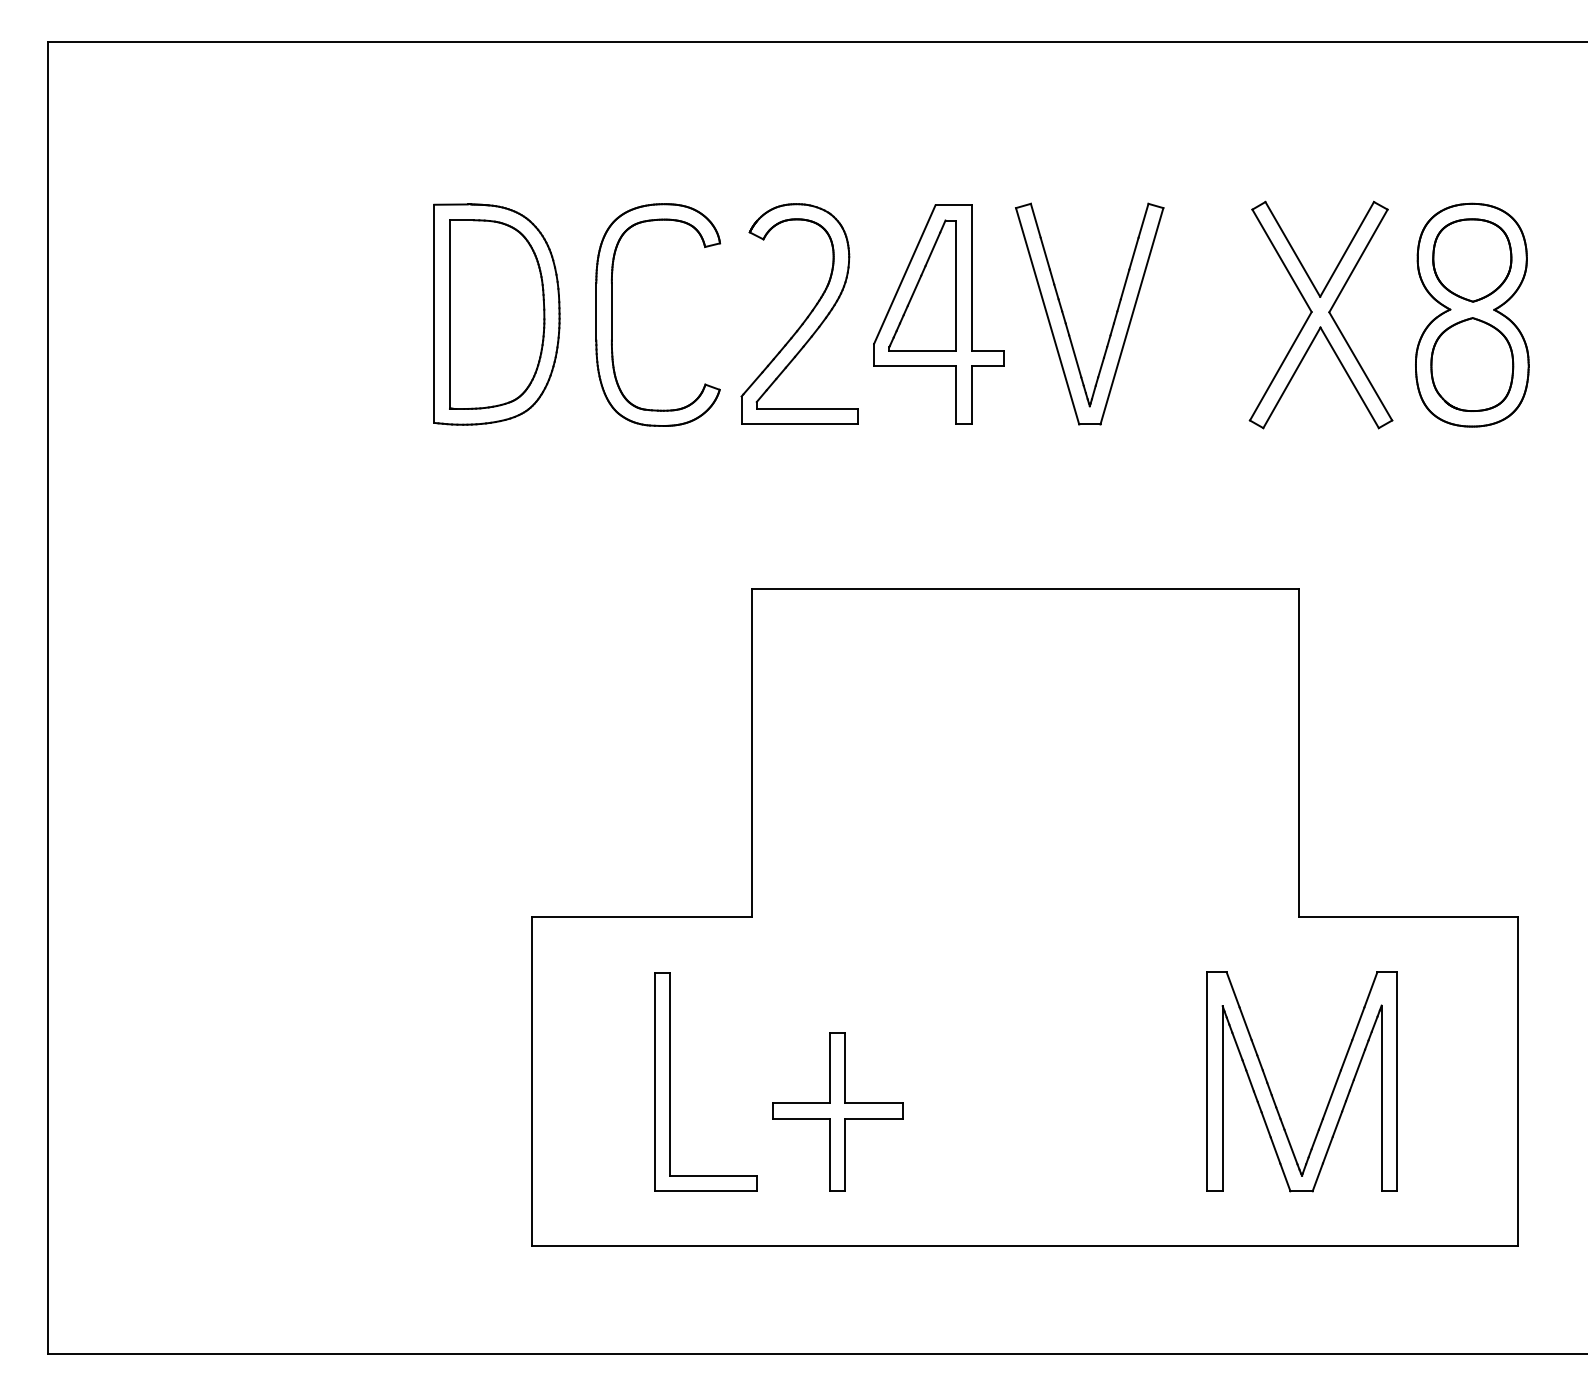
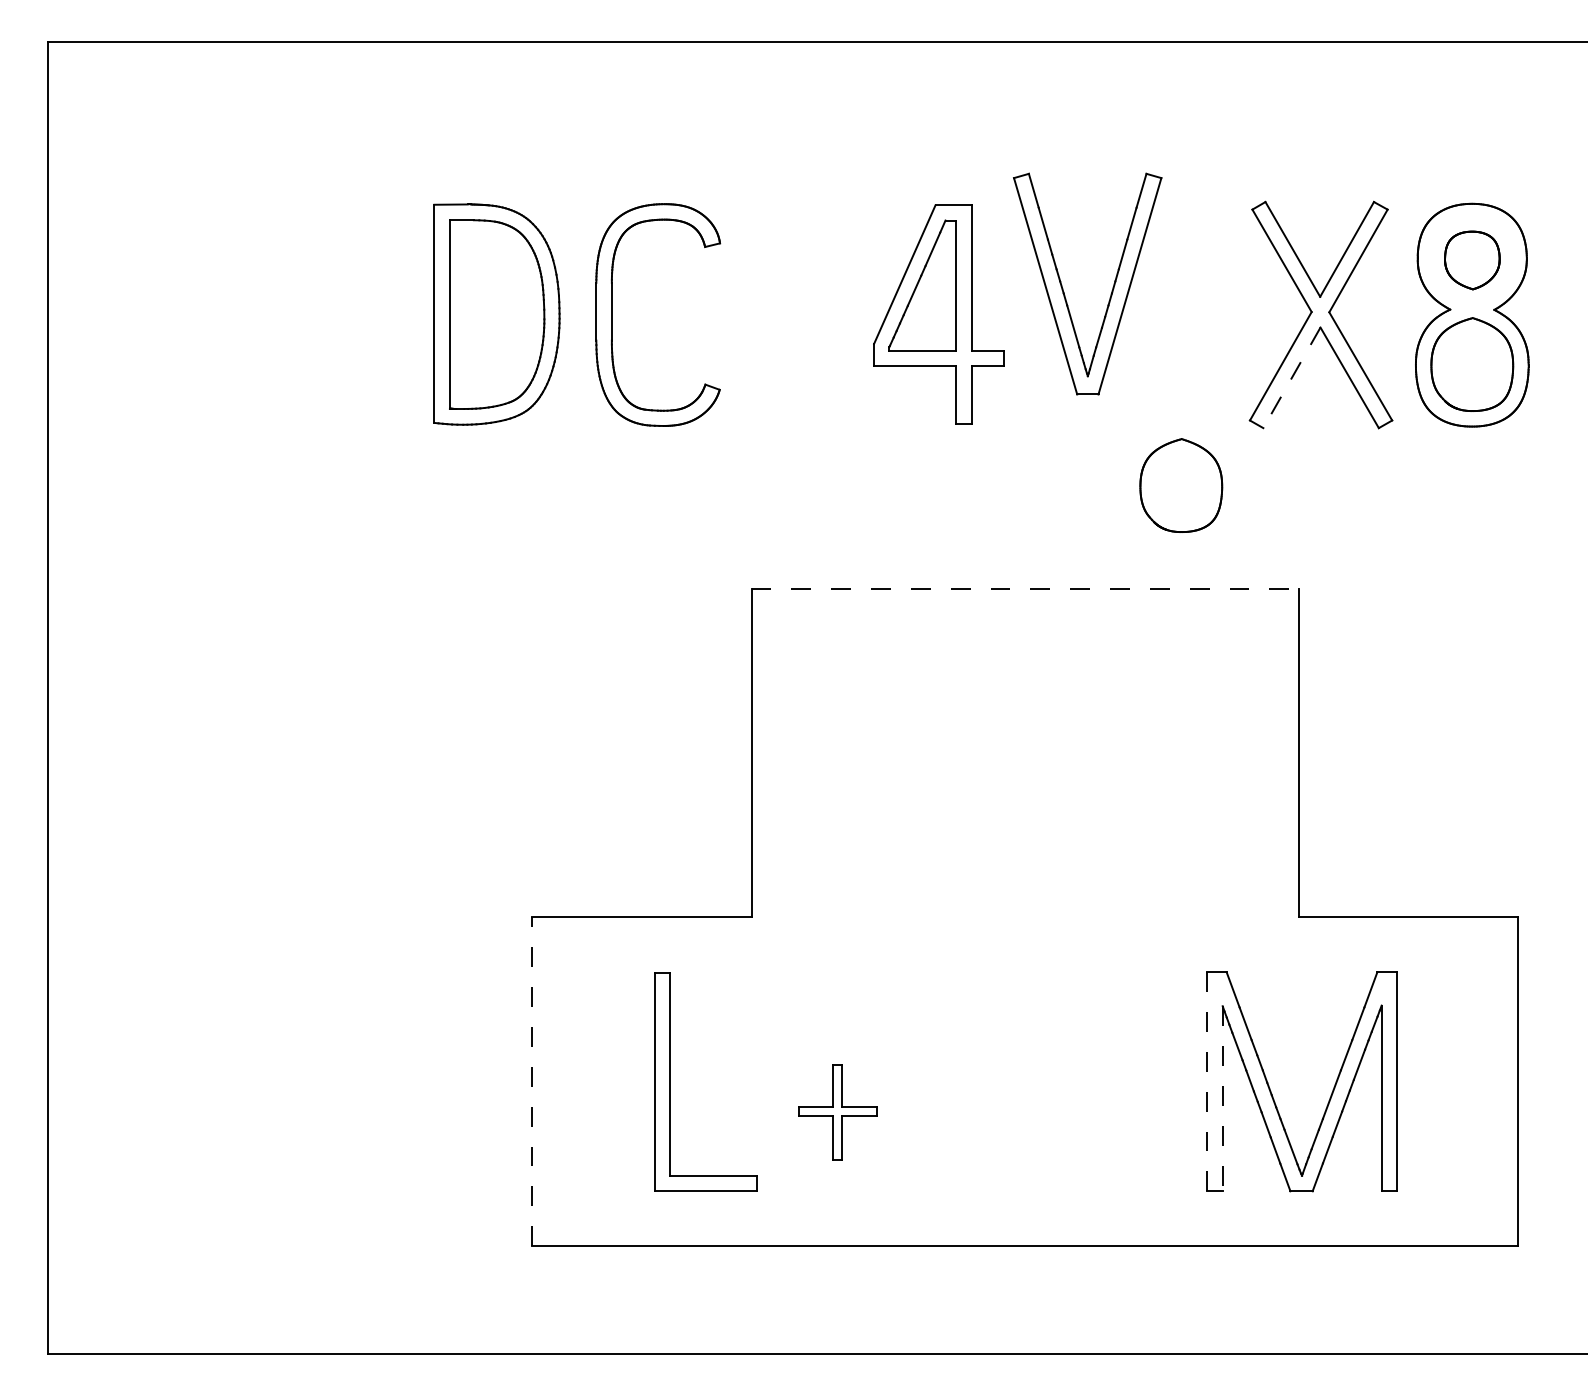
part size: 81x85 px -> 57x61 px (1472, 260)
part: present -> none (805, 318)
part position: (1066, 321) -> (1064, 291) (1064, 291)
line: solid -> dashed (1291, 377)
part: none -> present (1181, 485)
line: solid -> dashed (1025, 588)
line: solid -> dashed (532, 1081)
line: solid -> dashed (1207, 1081)
line: solid -> dashed (1222, 1098)
part size: 132x160 px -> 80x97 px (837, 1112)
